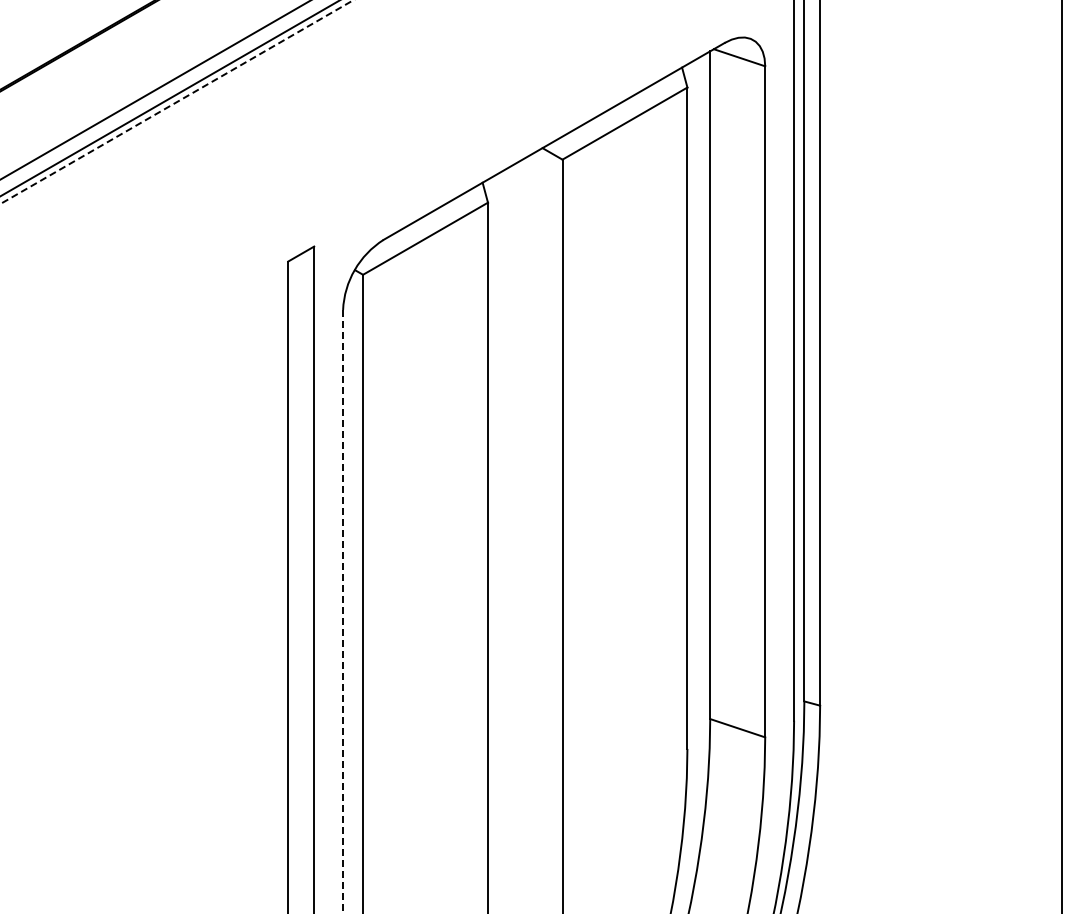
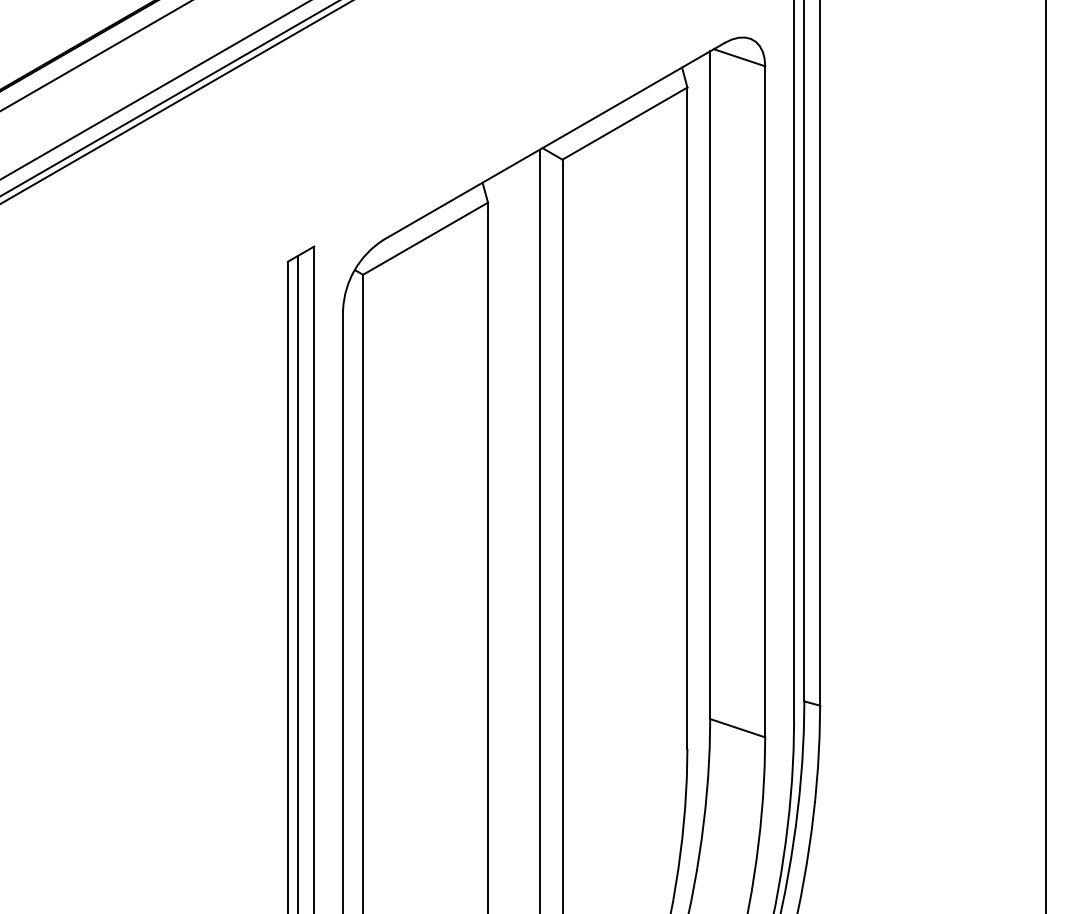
line: none -> present (95, 55)
line: dashed -> solid (176, 102)
line position: (1061, 456) -> (1045, 456) (1045, 456)
line: none -> present (539, 529)
line: none -> present (298, 582)
line: dashed -> solid (343, 611)
